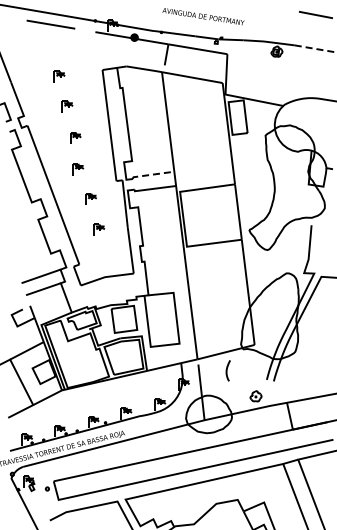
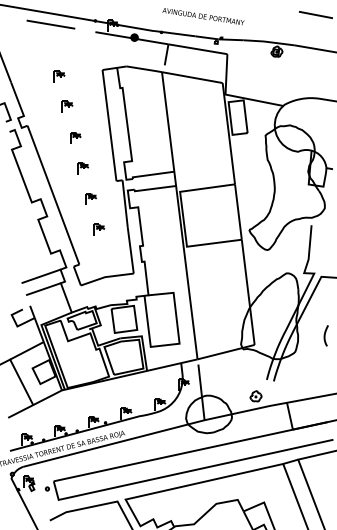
line: dashed -> solid (315, 48)
part position: (78, 169) -> (83, 168) (83, 168)
line: dashed -> solid (152, 174)
curve position: (227, 370) -> (325, 335) (325, 335)
